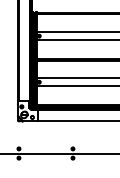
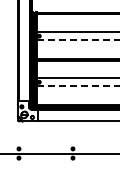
line: solid -> dashed (78, 40)
line: solid -> dashed (78, 86)
